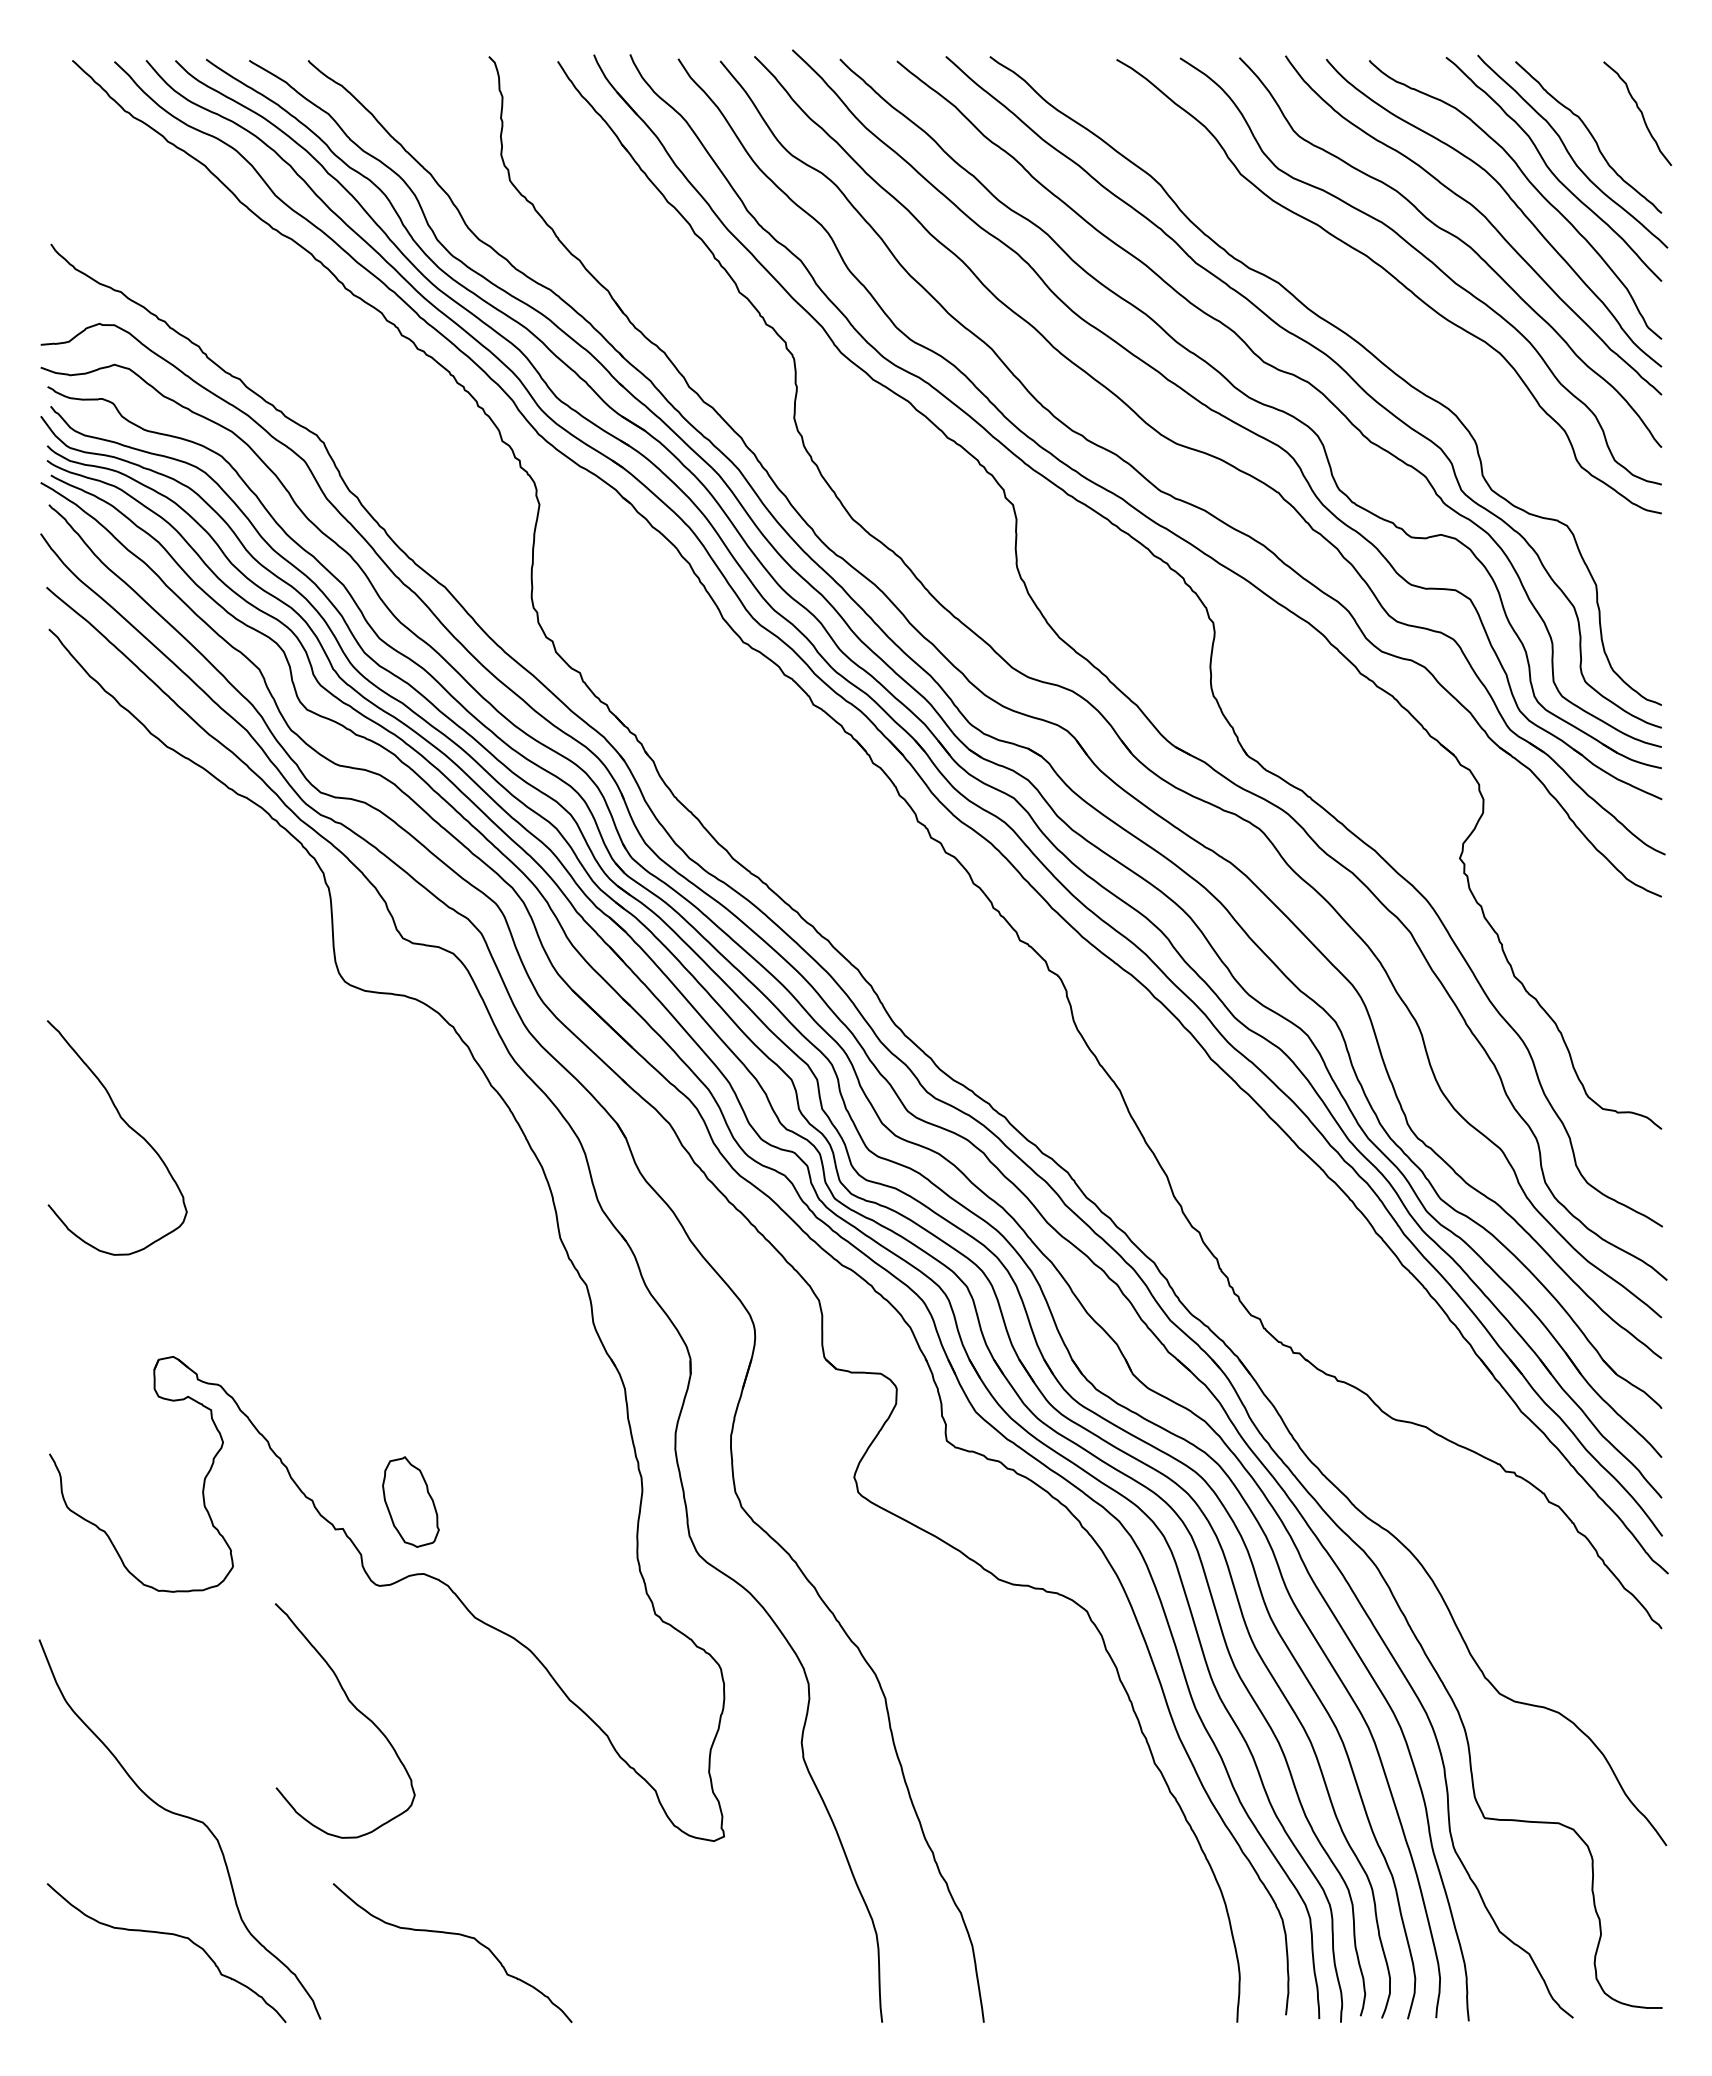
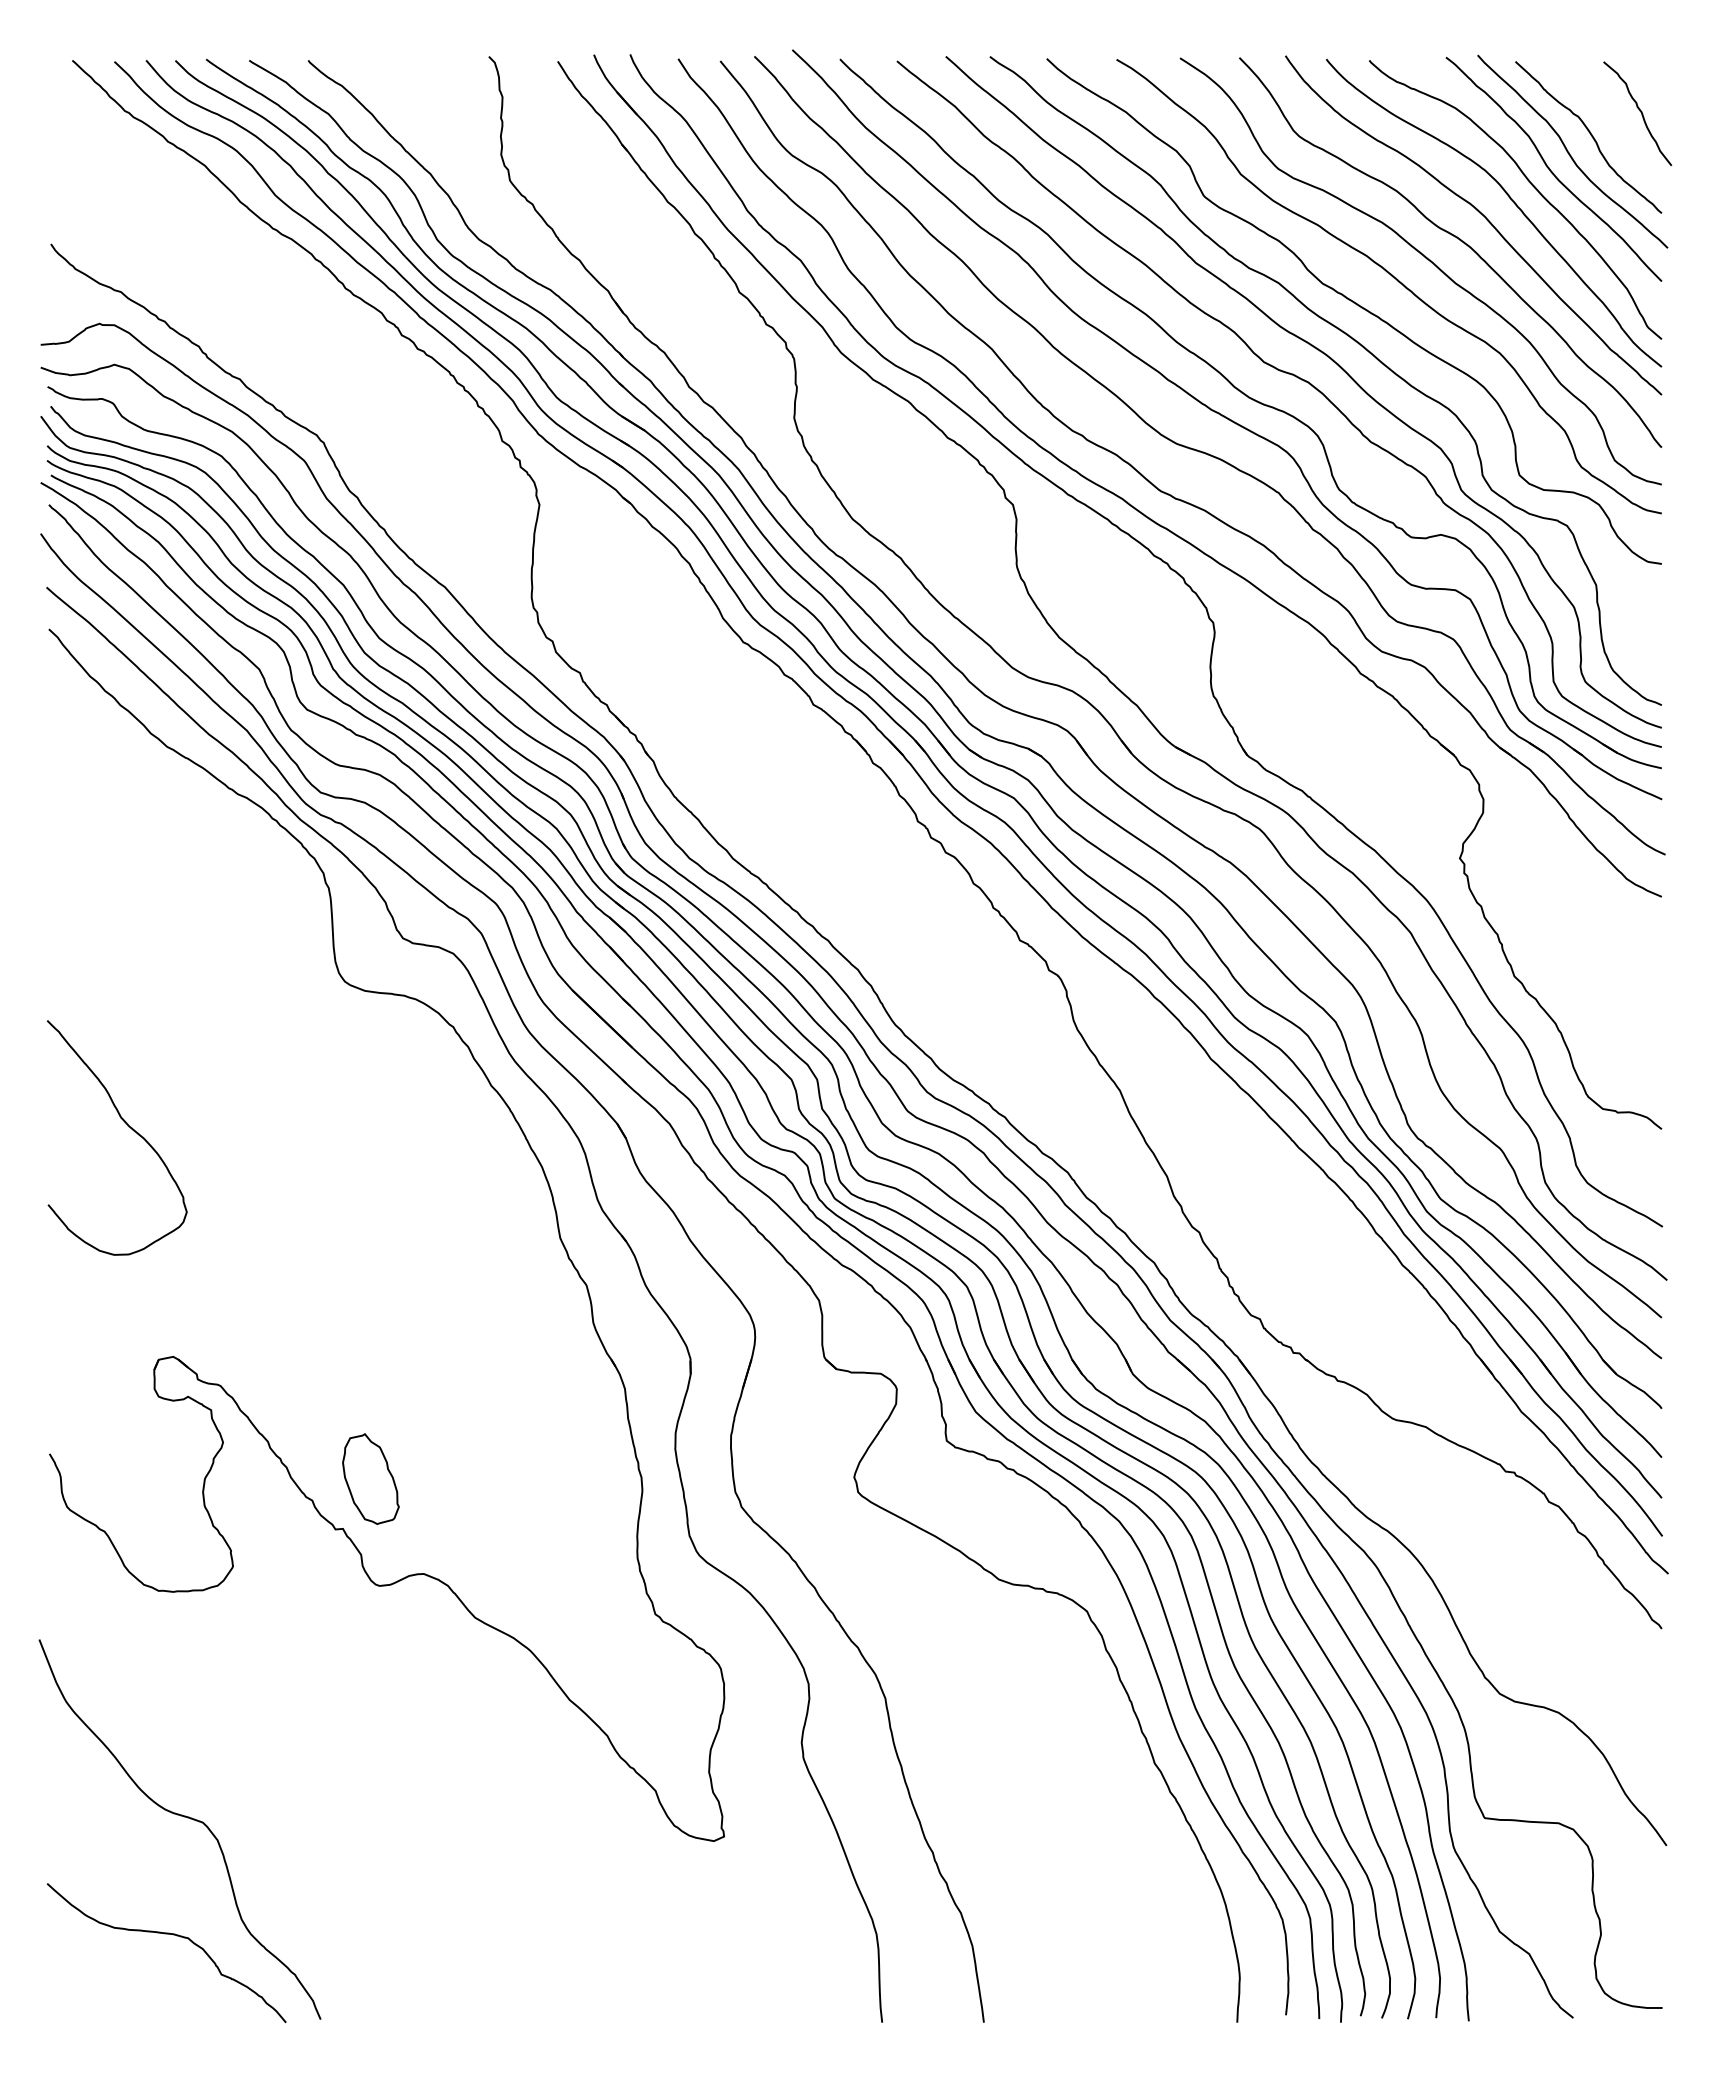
curve: none -> present (1356, 305)
part position: (410, 1501) -> (370, 1478) (370, 1478)
curve: present -> none (355, 1708)
curve: present -> none (452, 1934)
